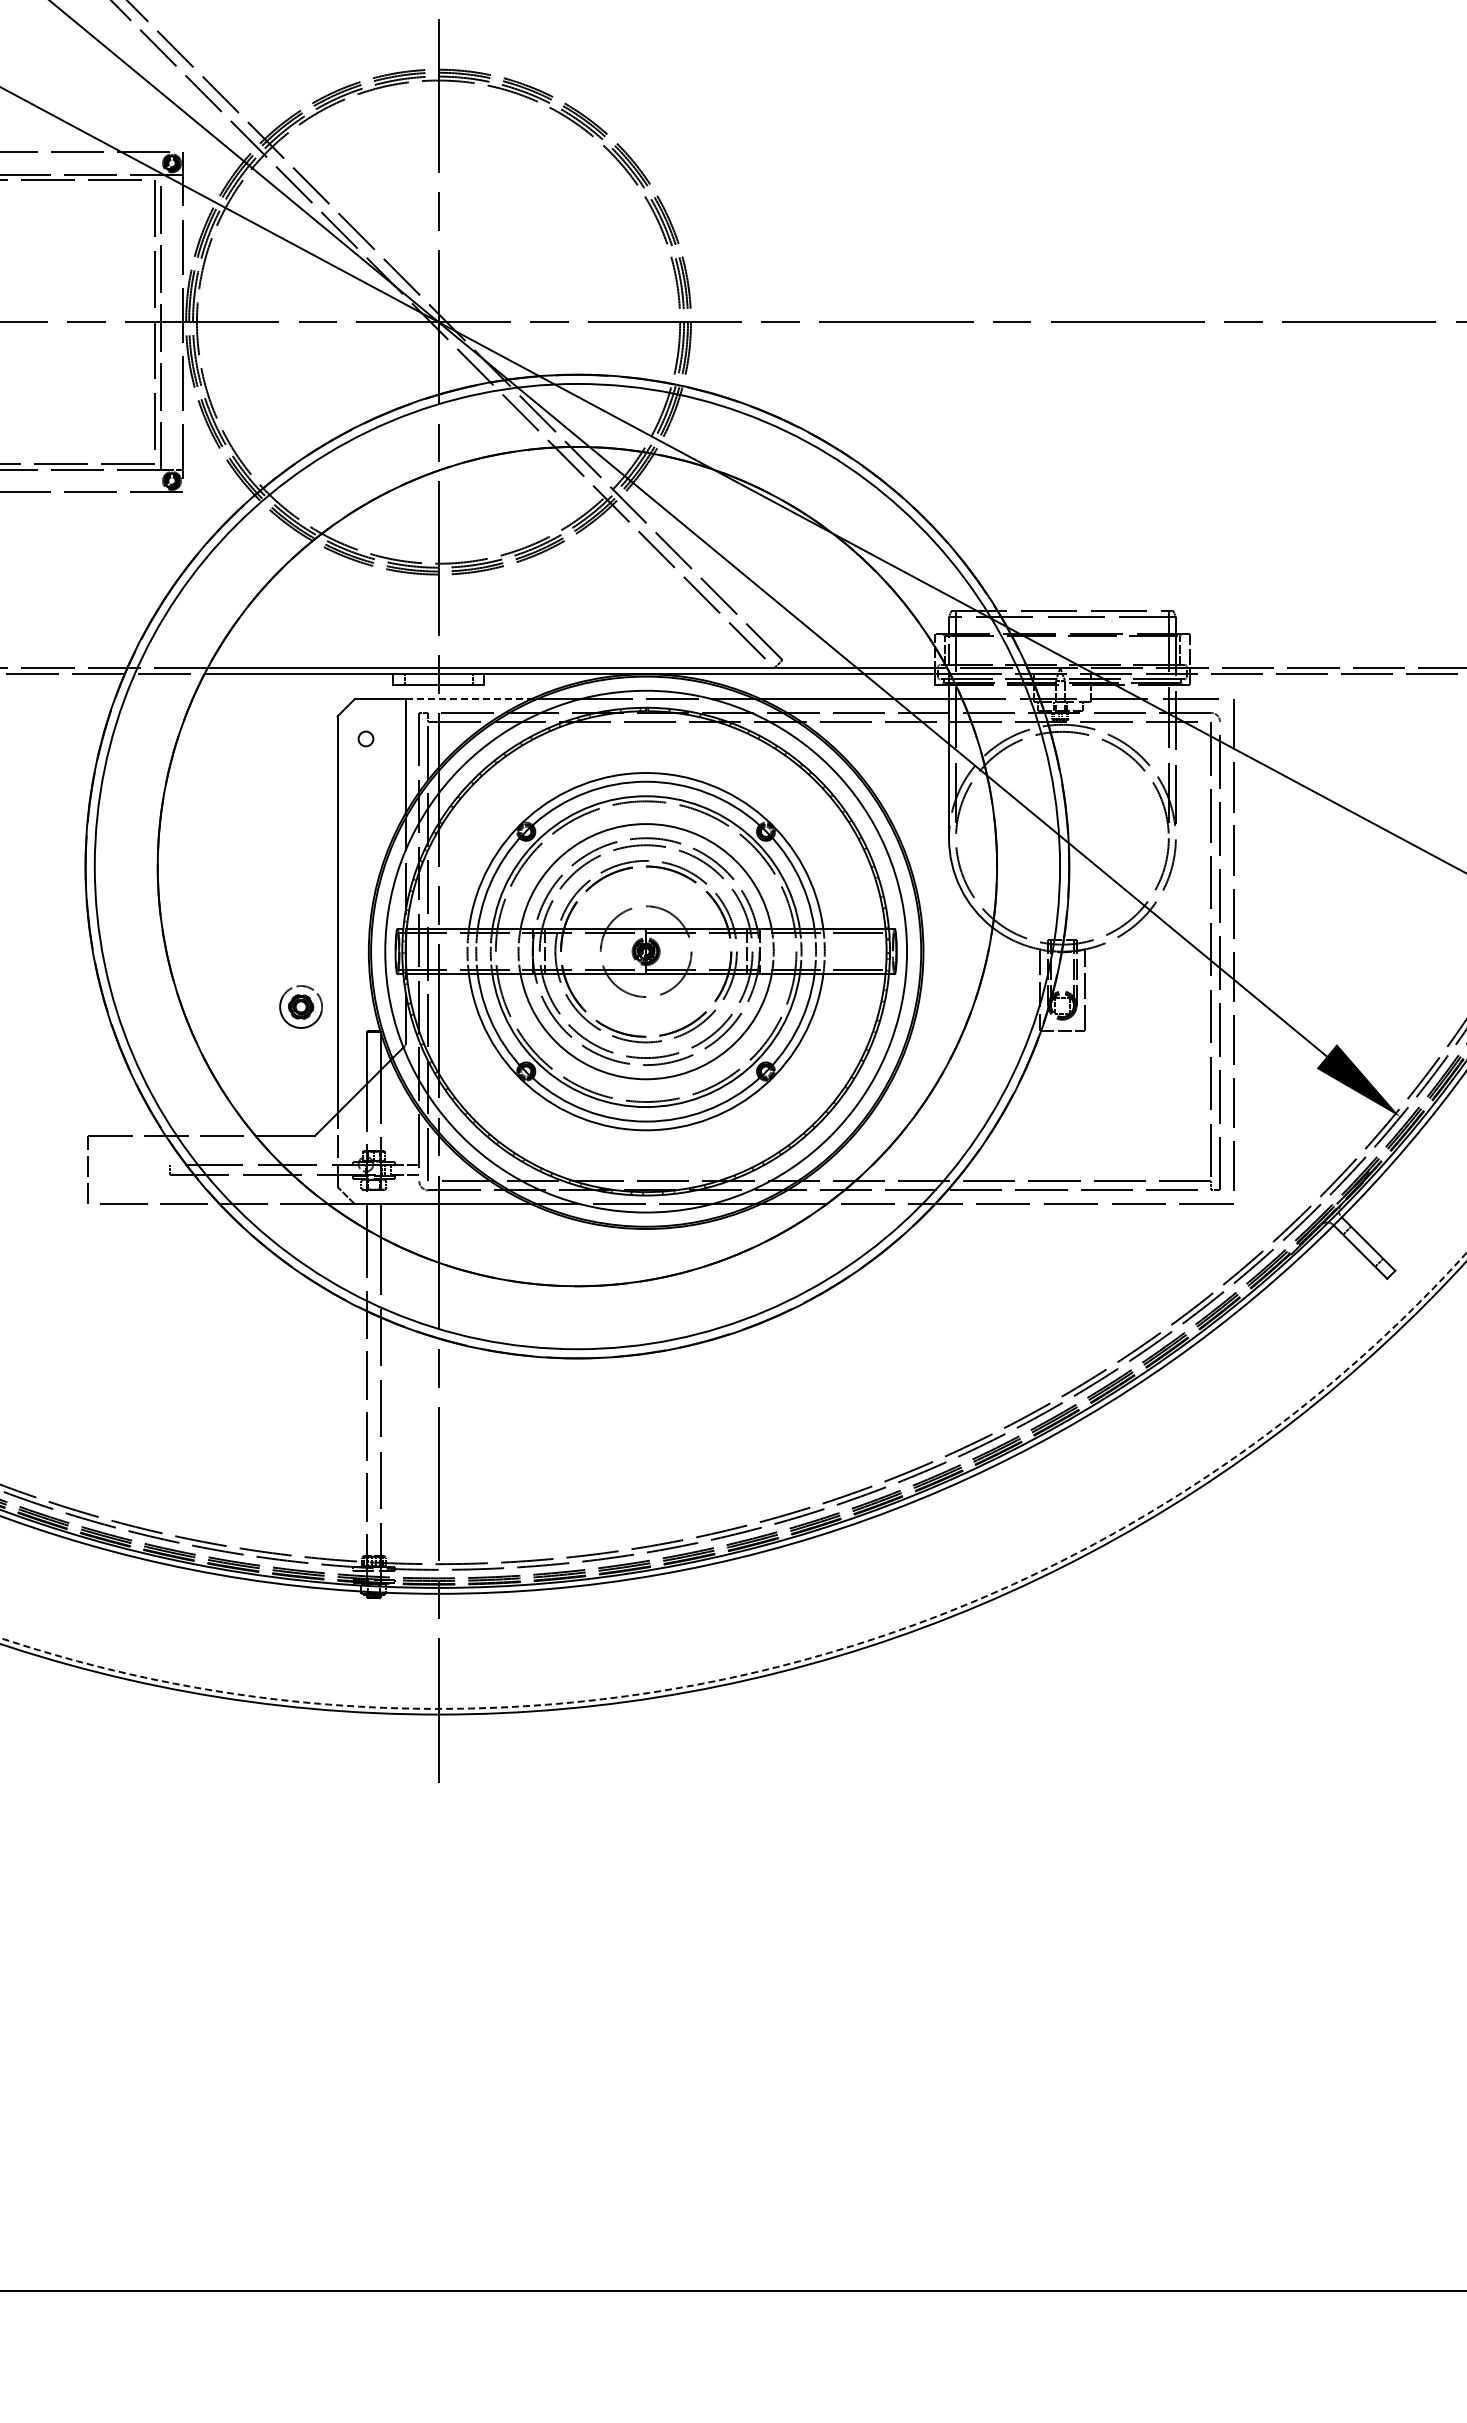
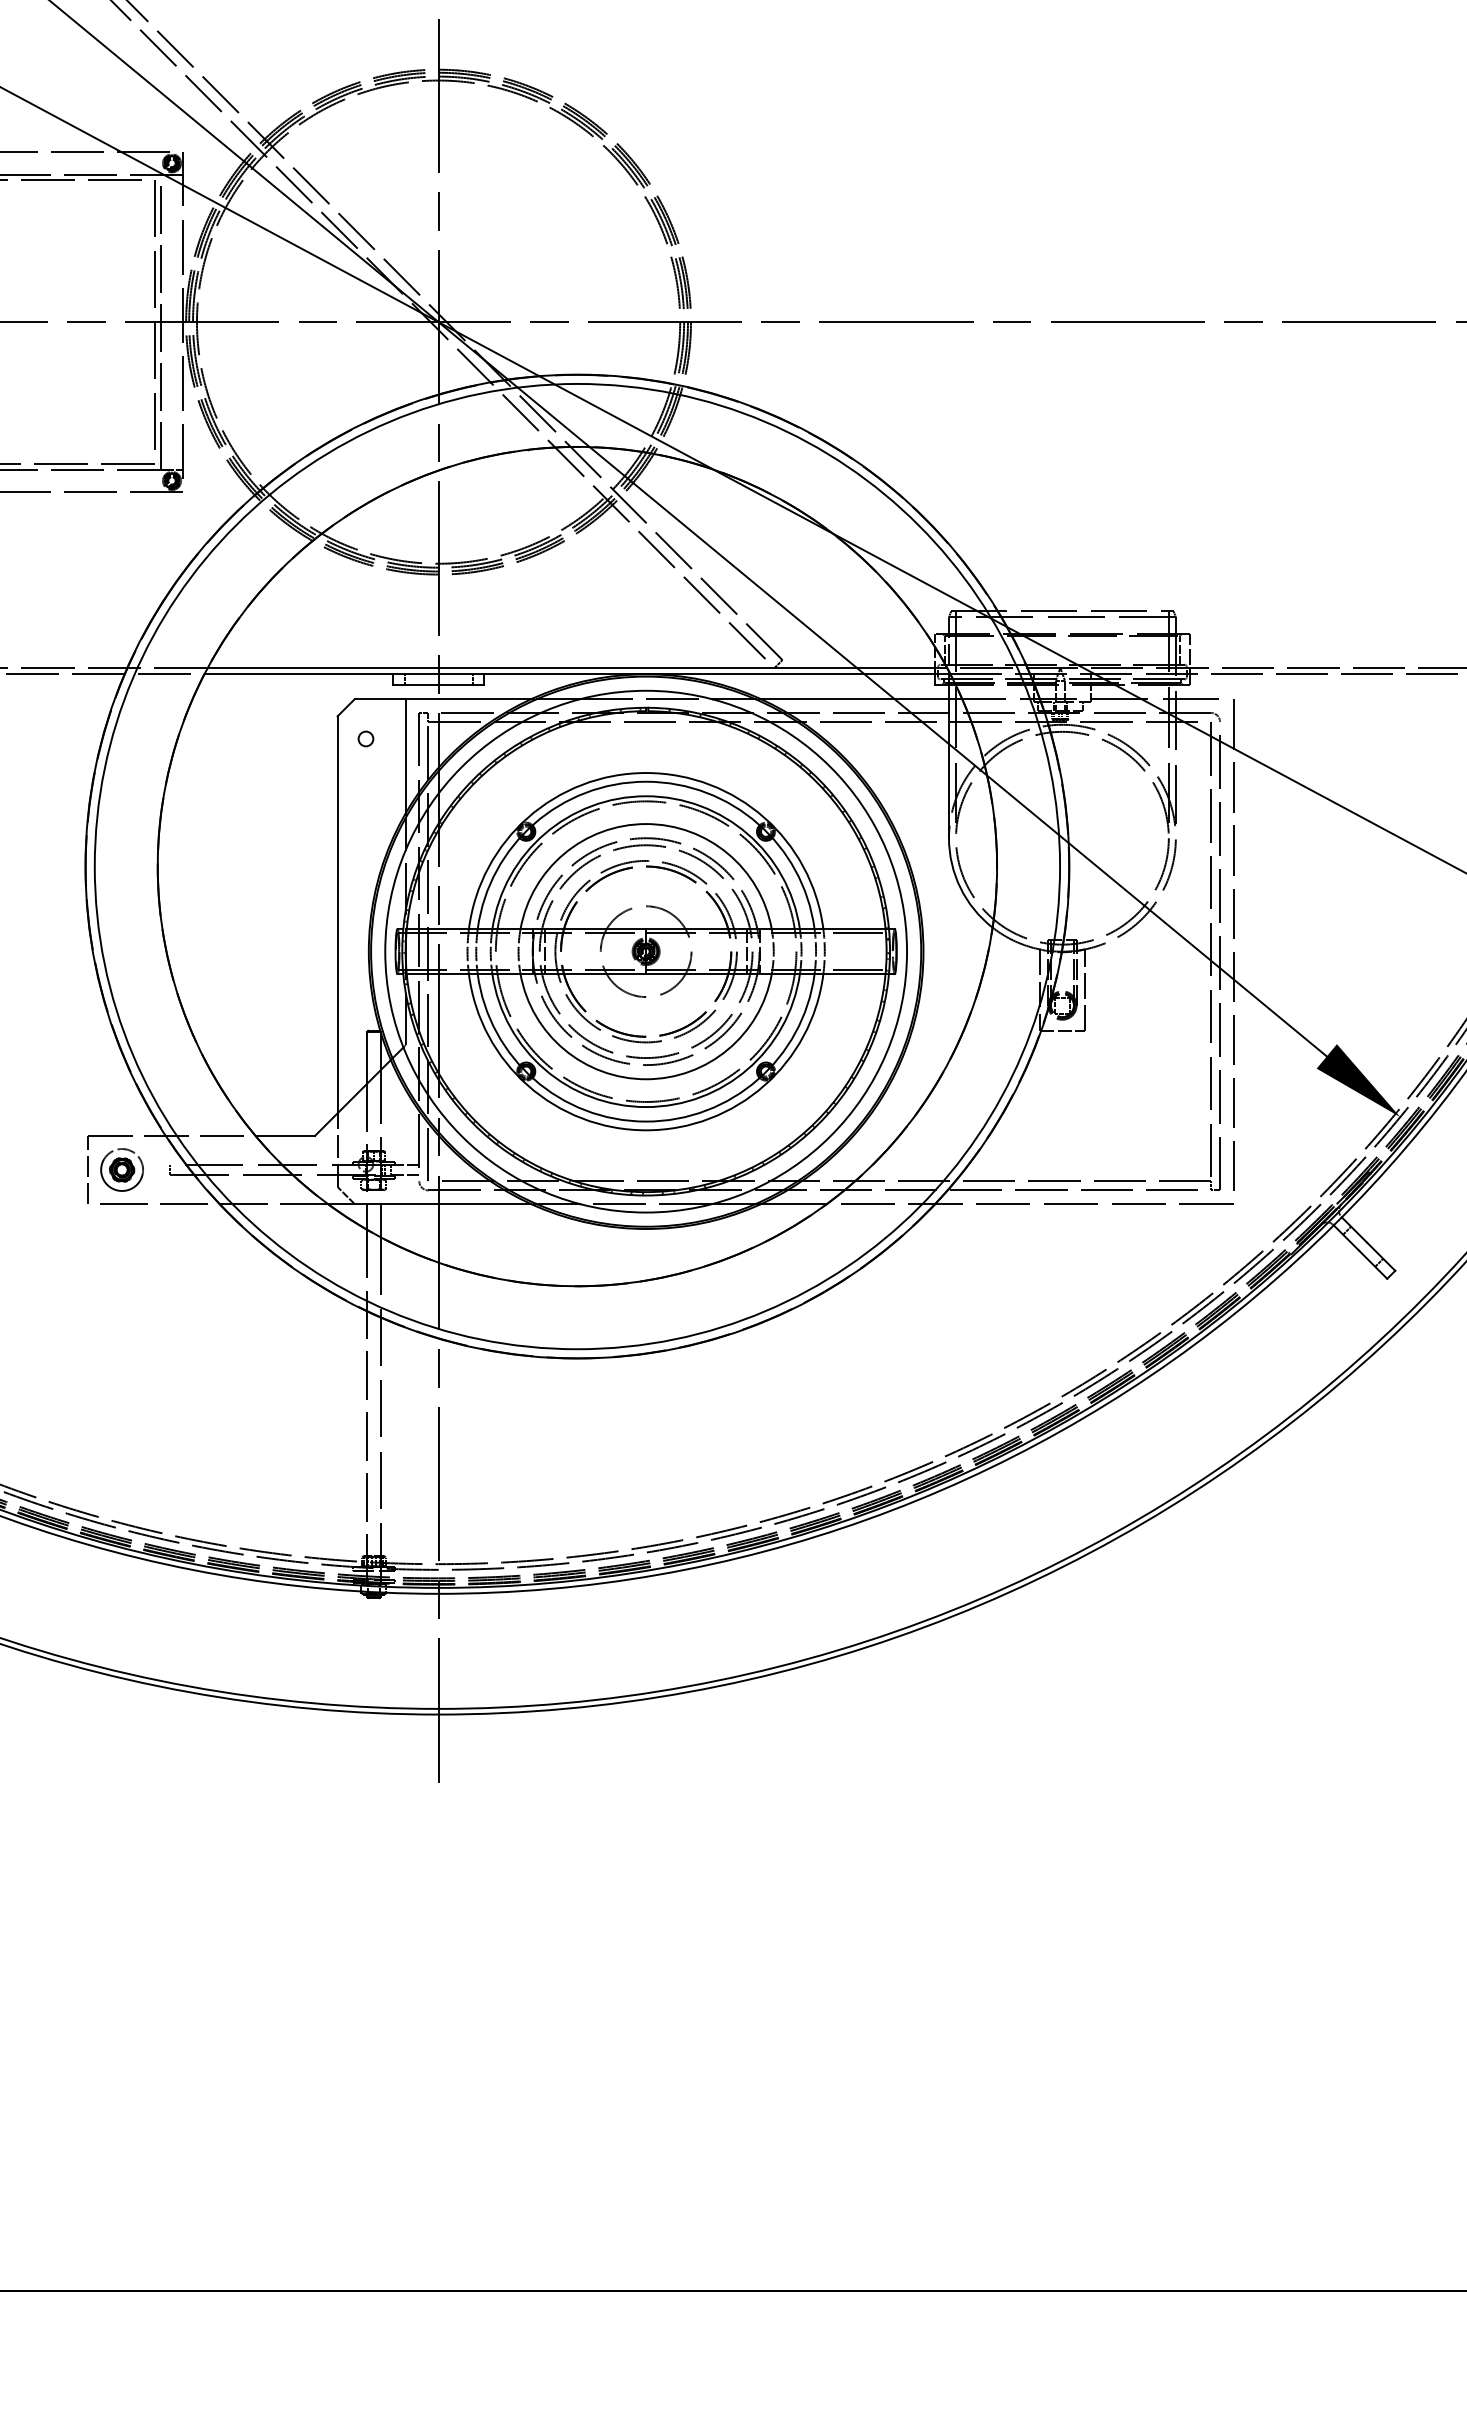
line: dashed -> solid (468, 699)
part position: (300, 1006) -> (121, 1169) (121, 1169)
arc: dashed -> solid (789, 1663)
